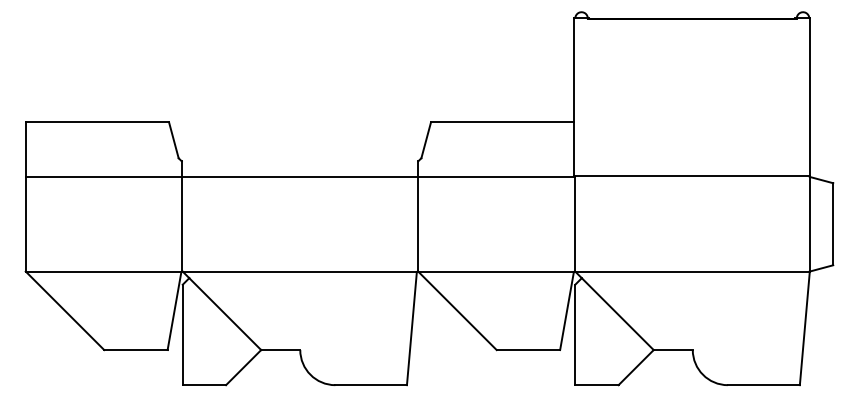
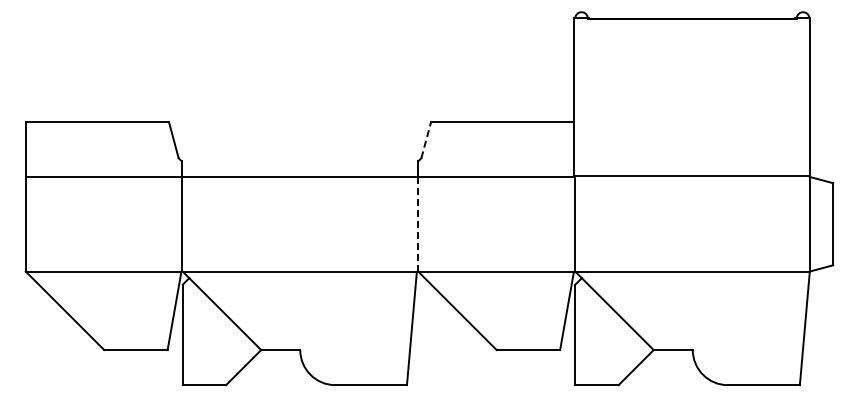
line: solid -> dashed (426, 140)
line: solid -> dashed (417, 224)
